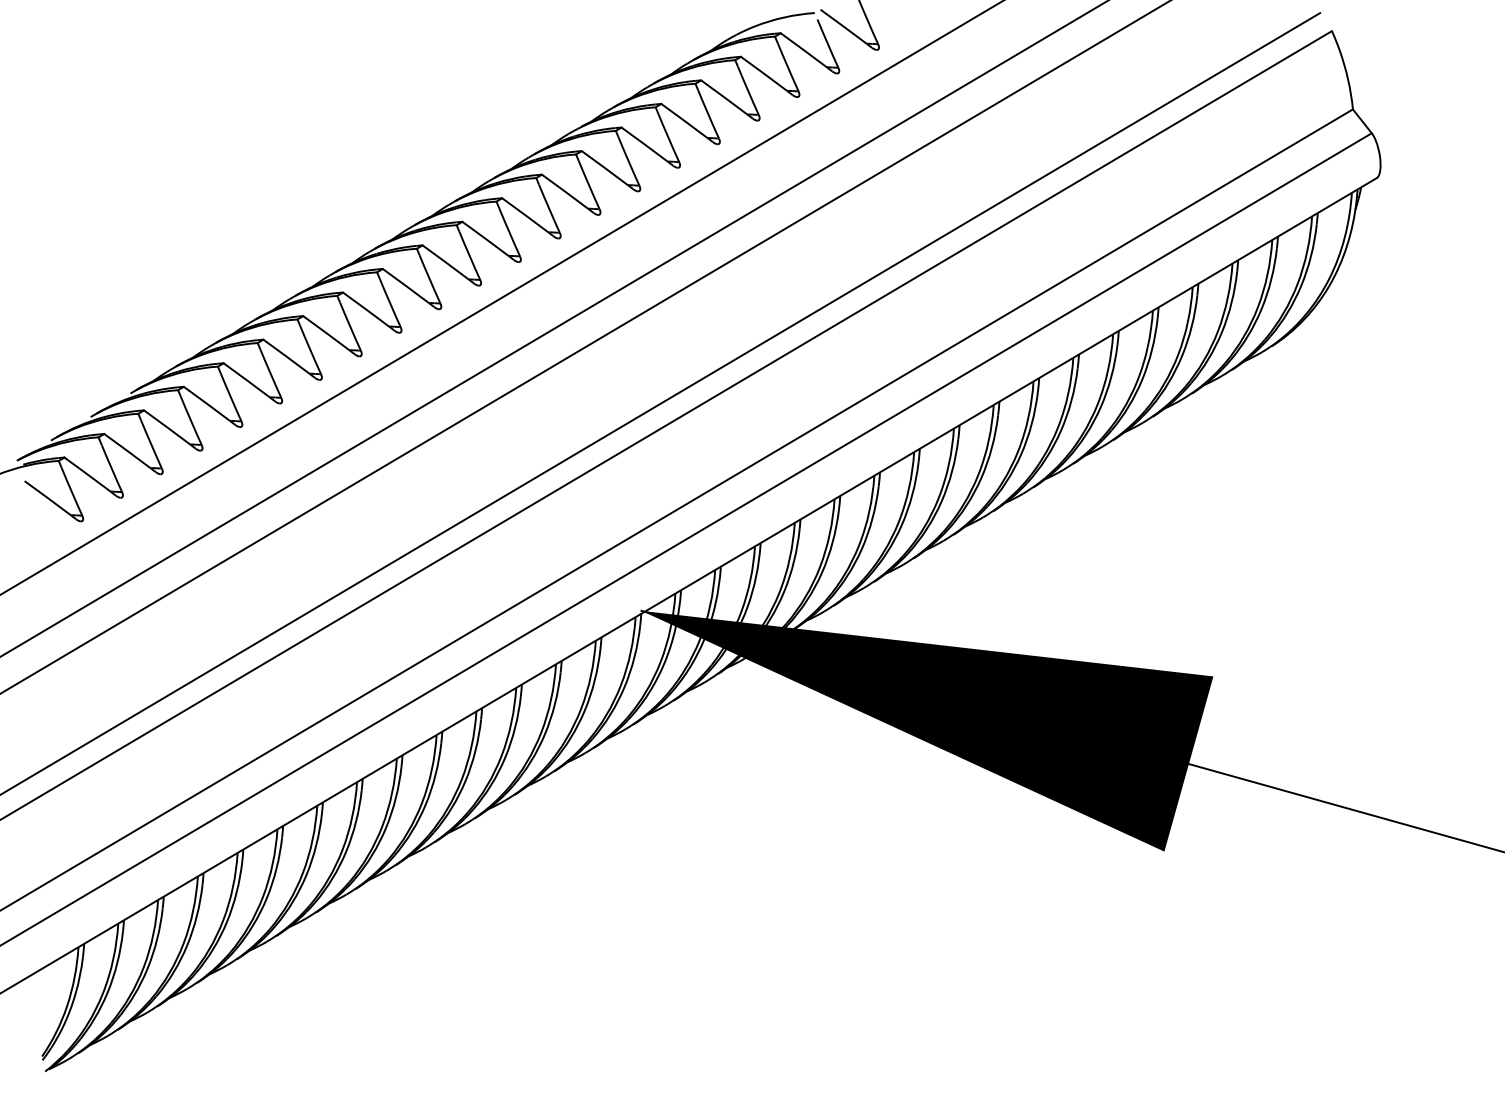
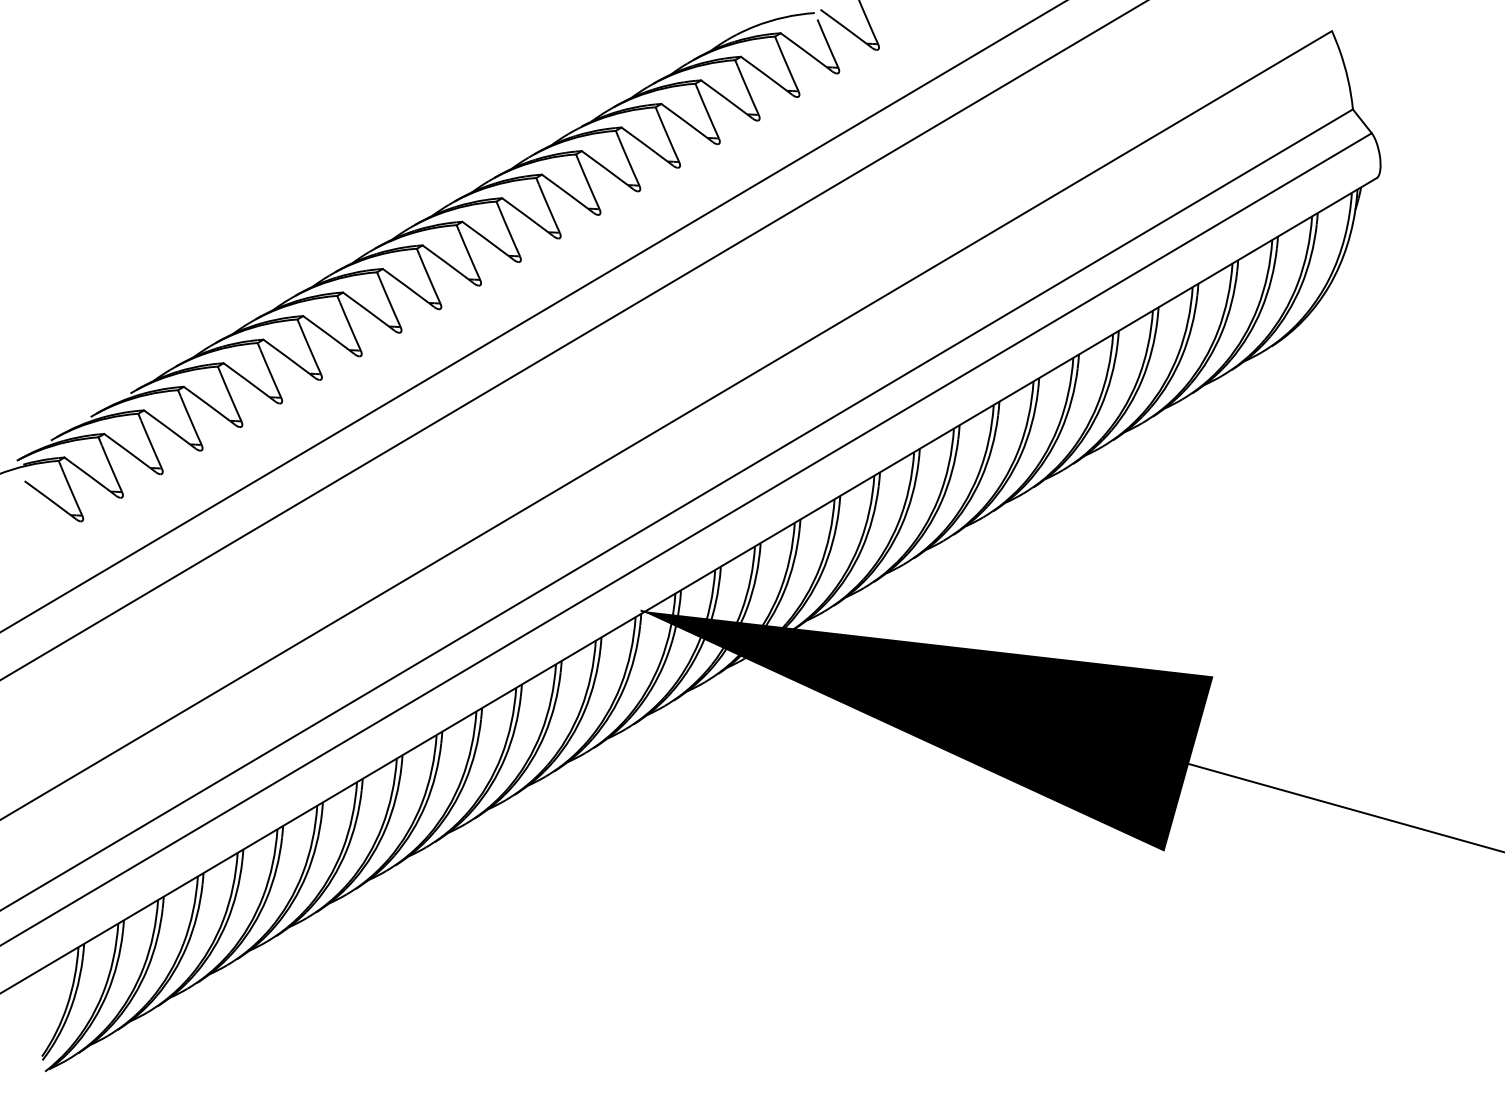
line: present -> none (501, 297)
line position: (553, 328) -> (532, 316) (532, 316)
line position: (584, 347) -> (573, 340) (573, 340)
line: present -> none (661, 403)
